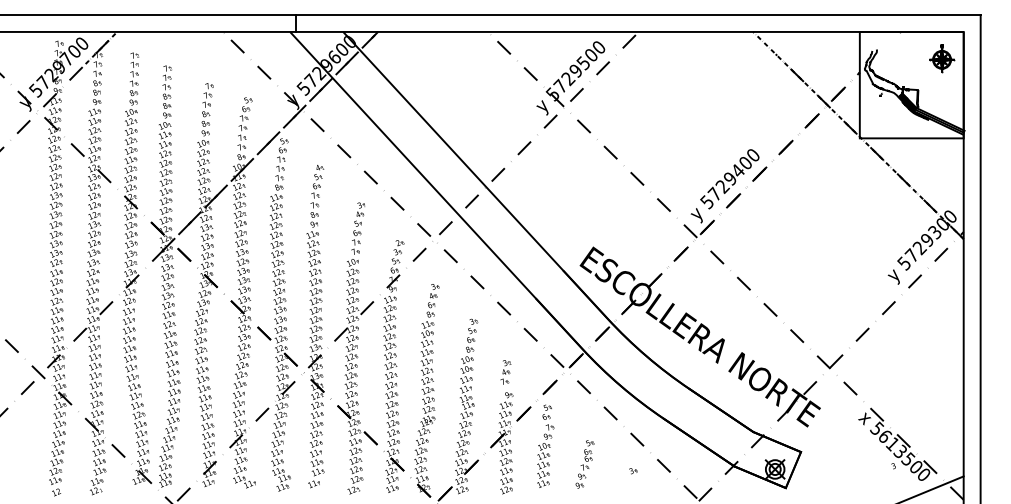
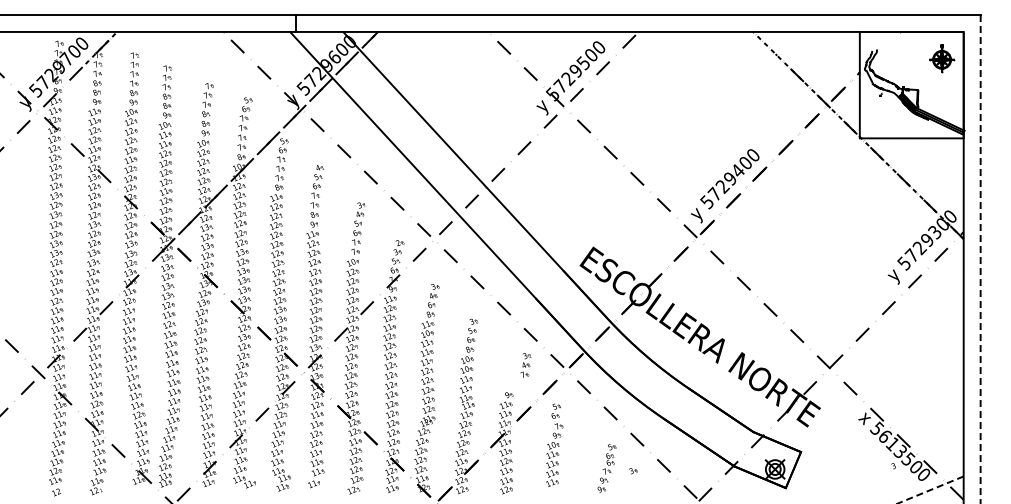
line: solid -> dashed (980, 259)
part position: (505, 372) -> (525, 365) (525, 365)
part position: (545, 445) -> (554, 444) (554, 444)
part position: (584, 464) -> (606, 468) (606, 468)
line: solid -> dashed (930, 490)
